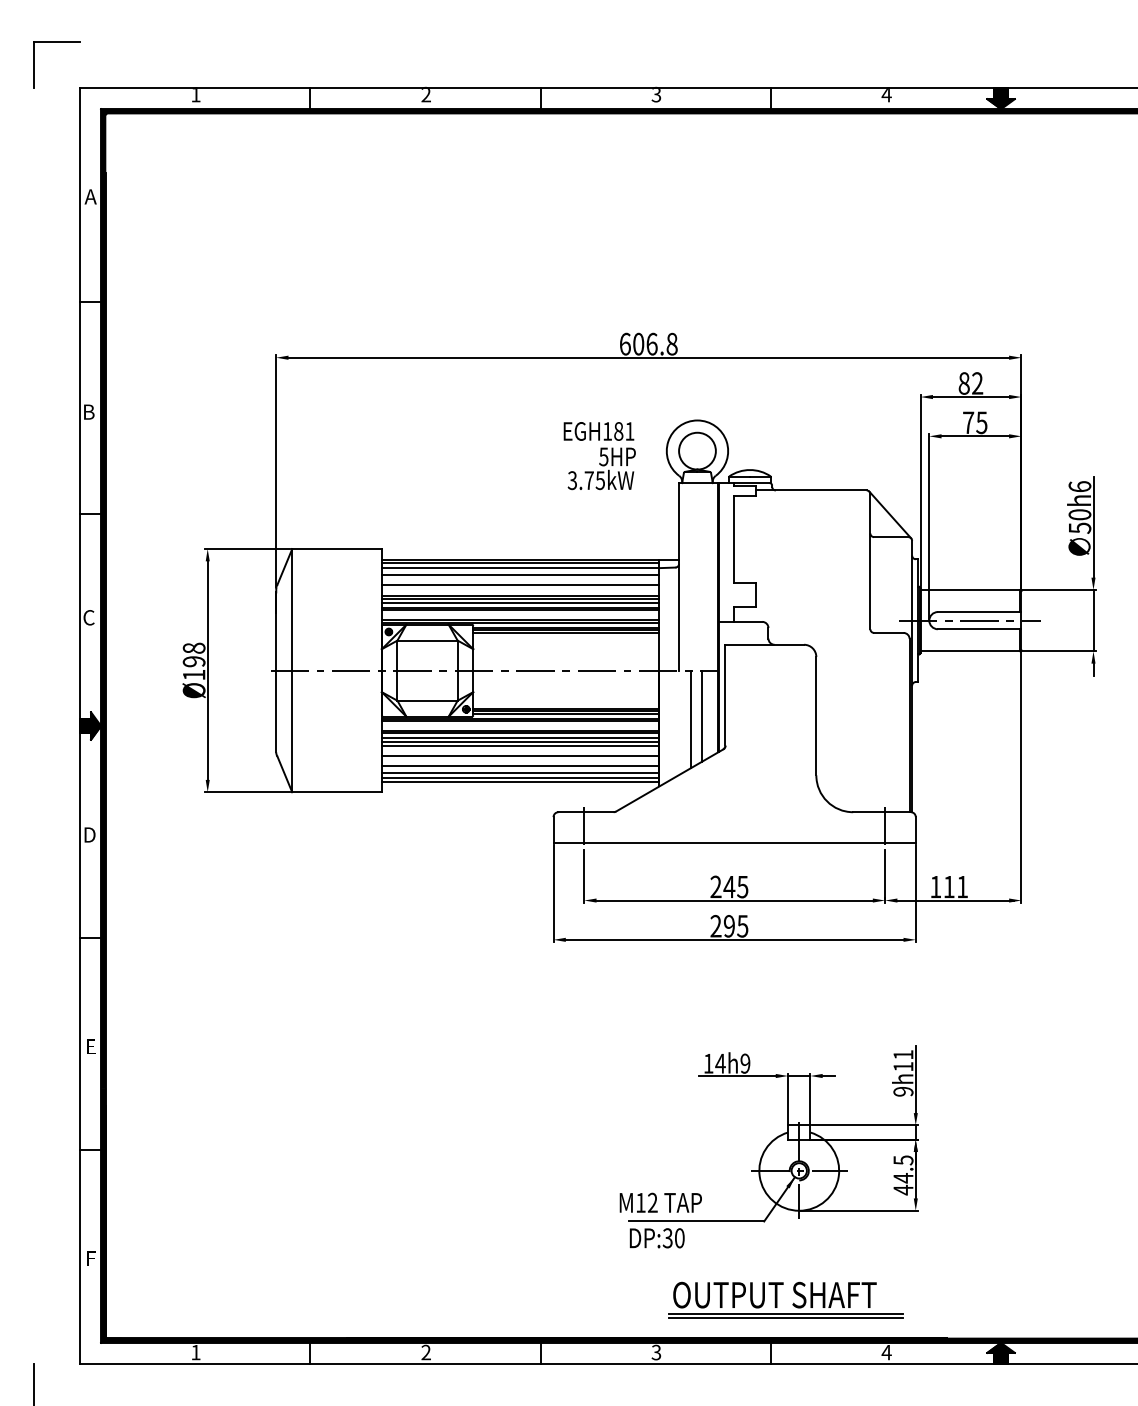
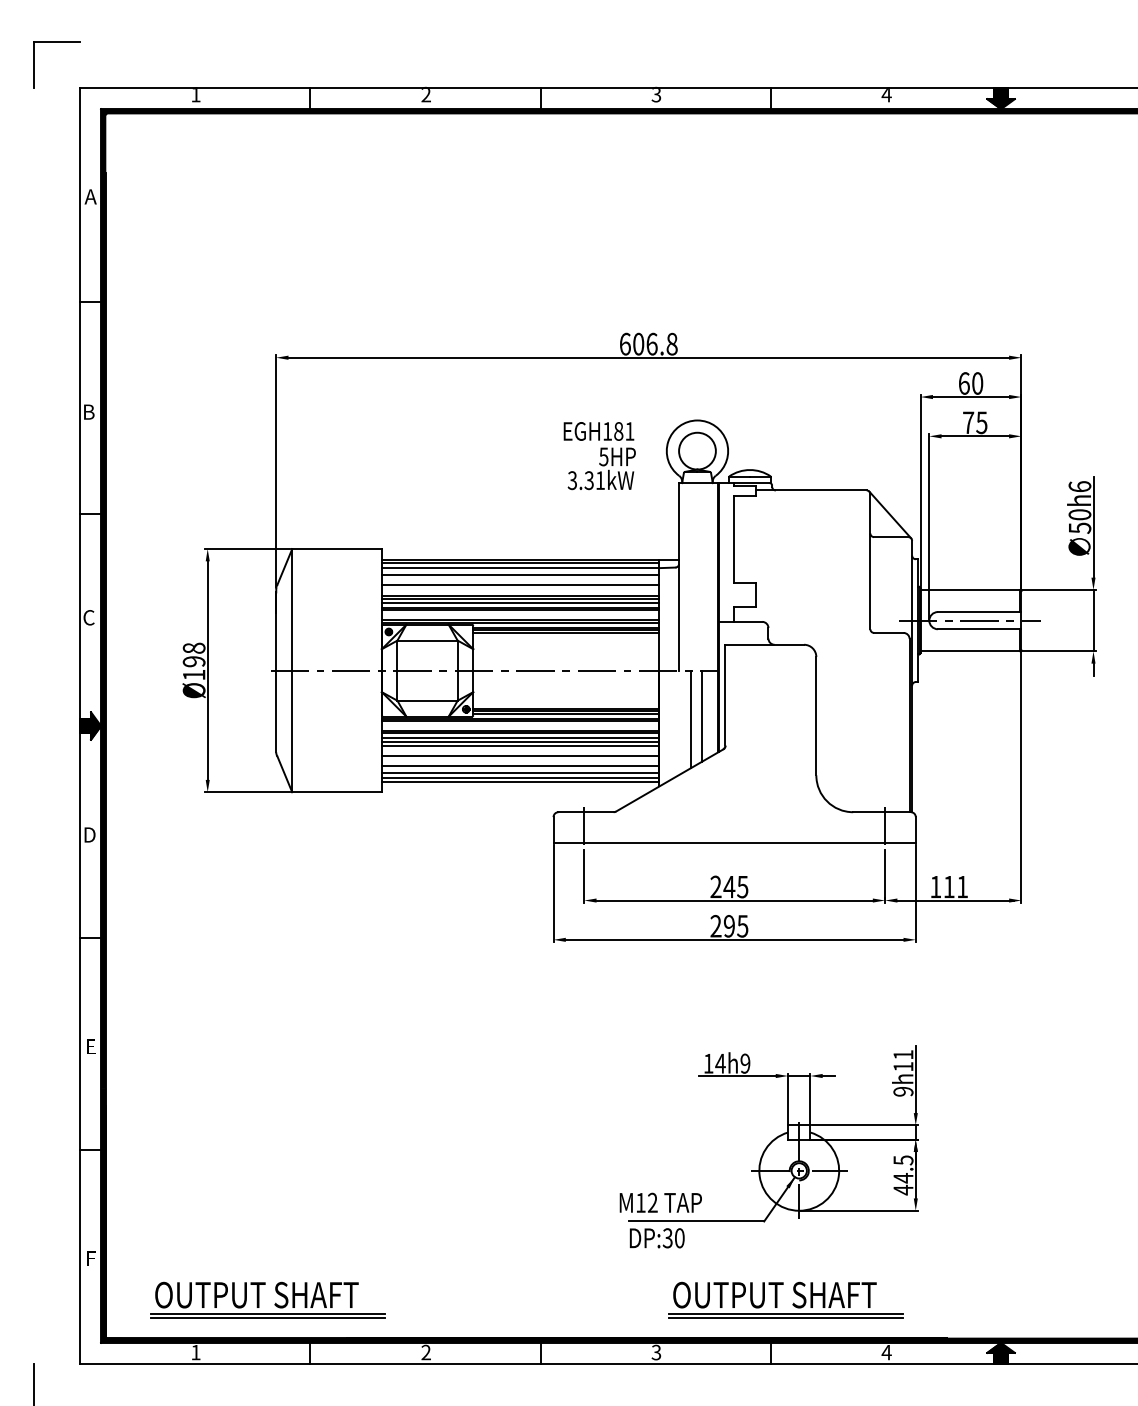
text: 82 -> 60 (970, 383)
text: 3.75kW -> 3.31kW (594, 480)
part: none -> present (259, 1299)
